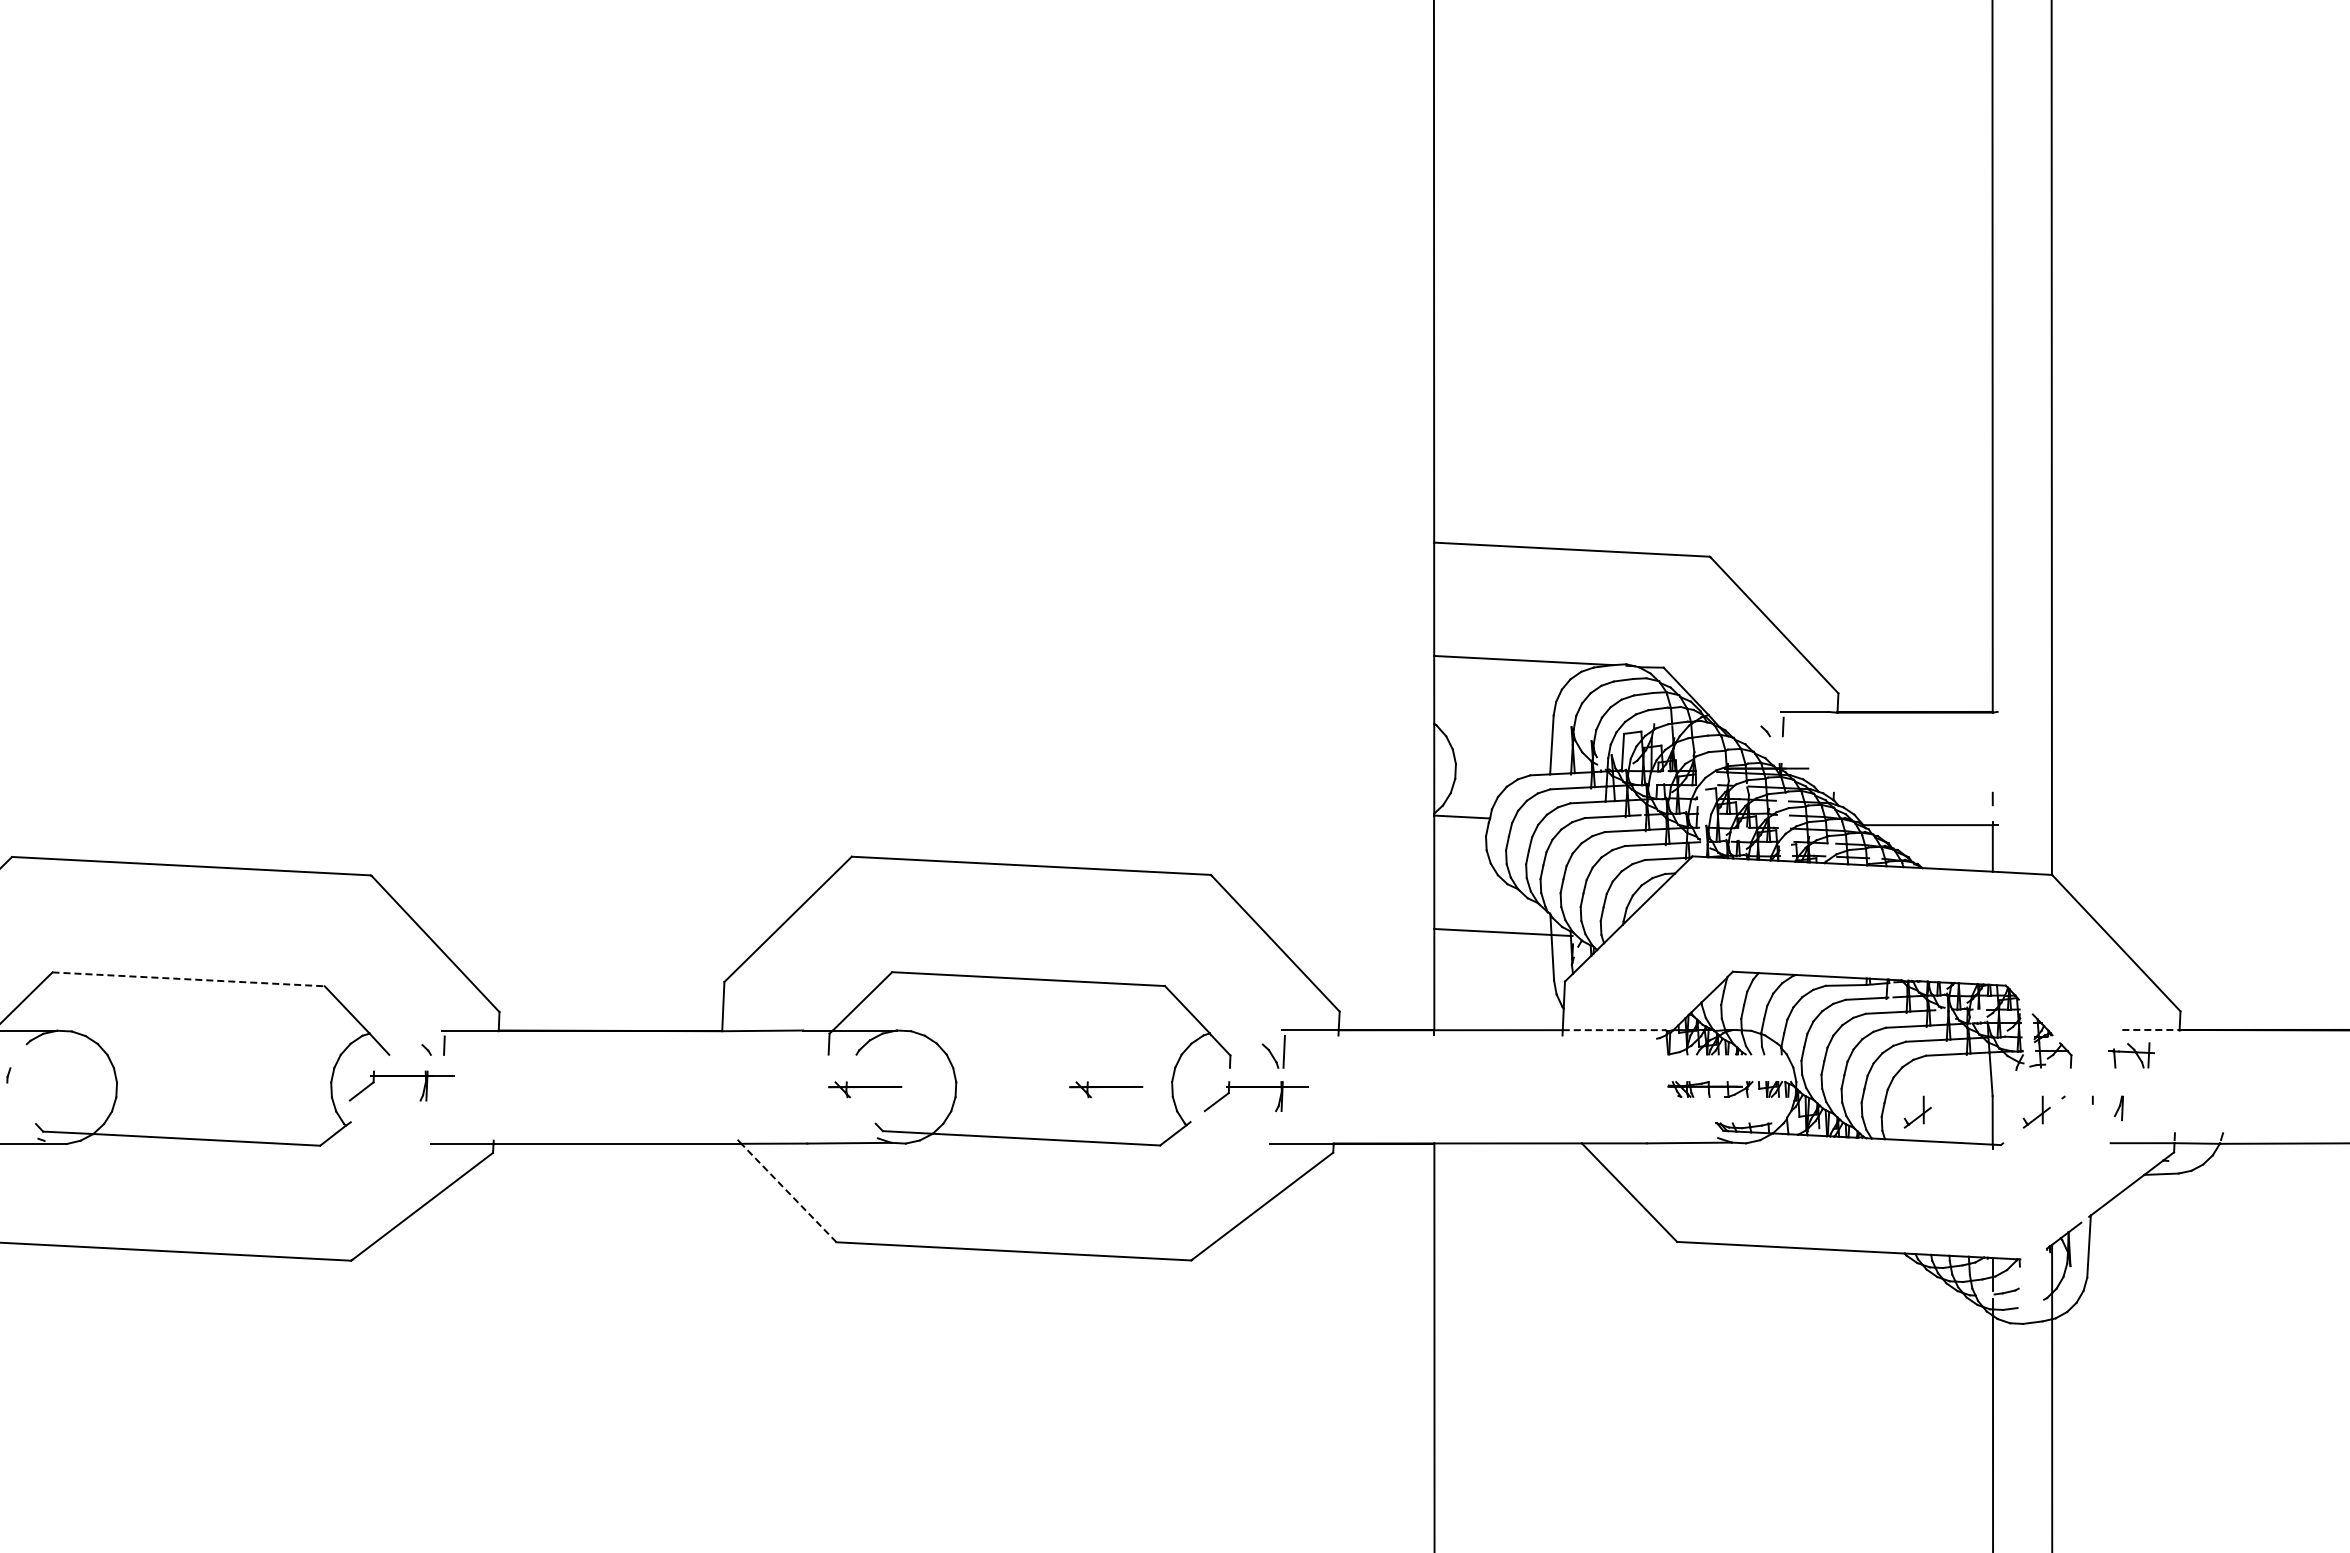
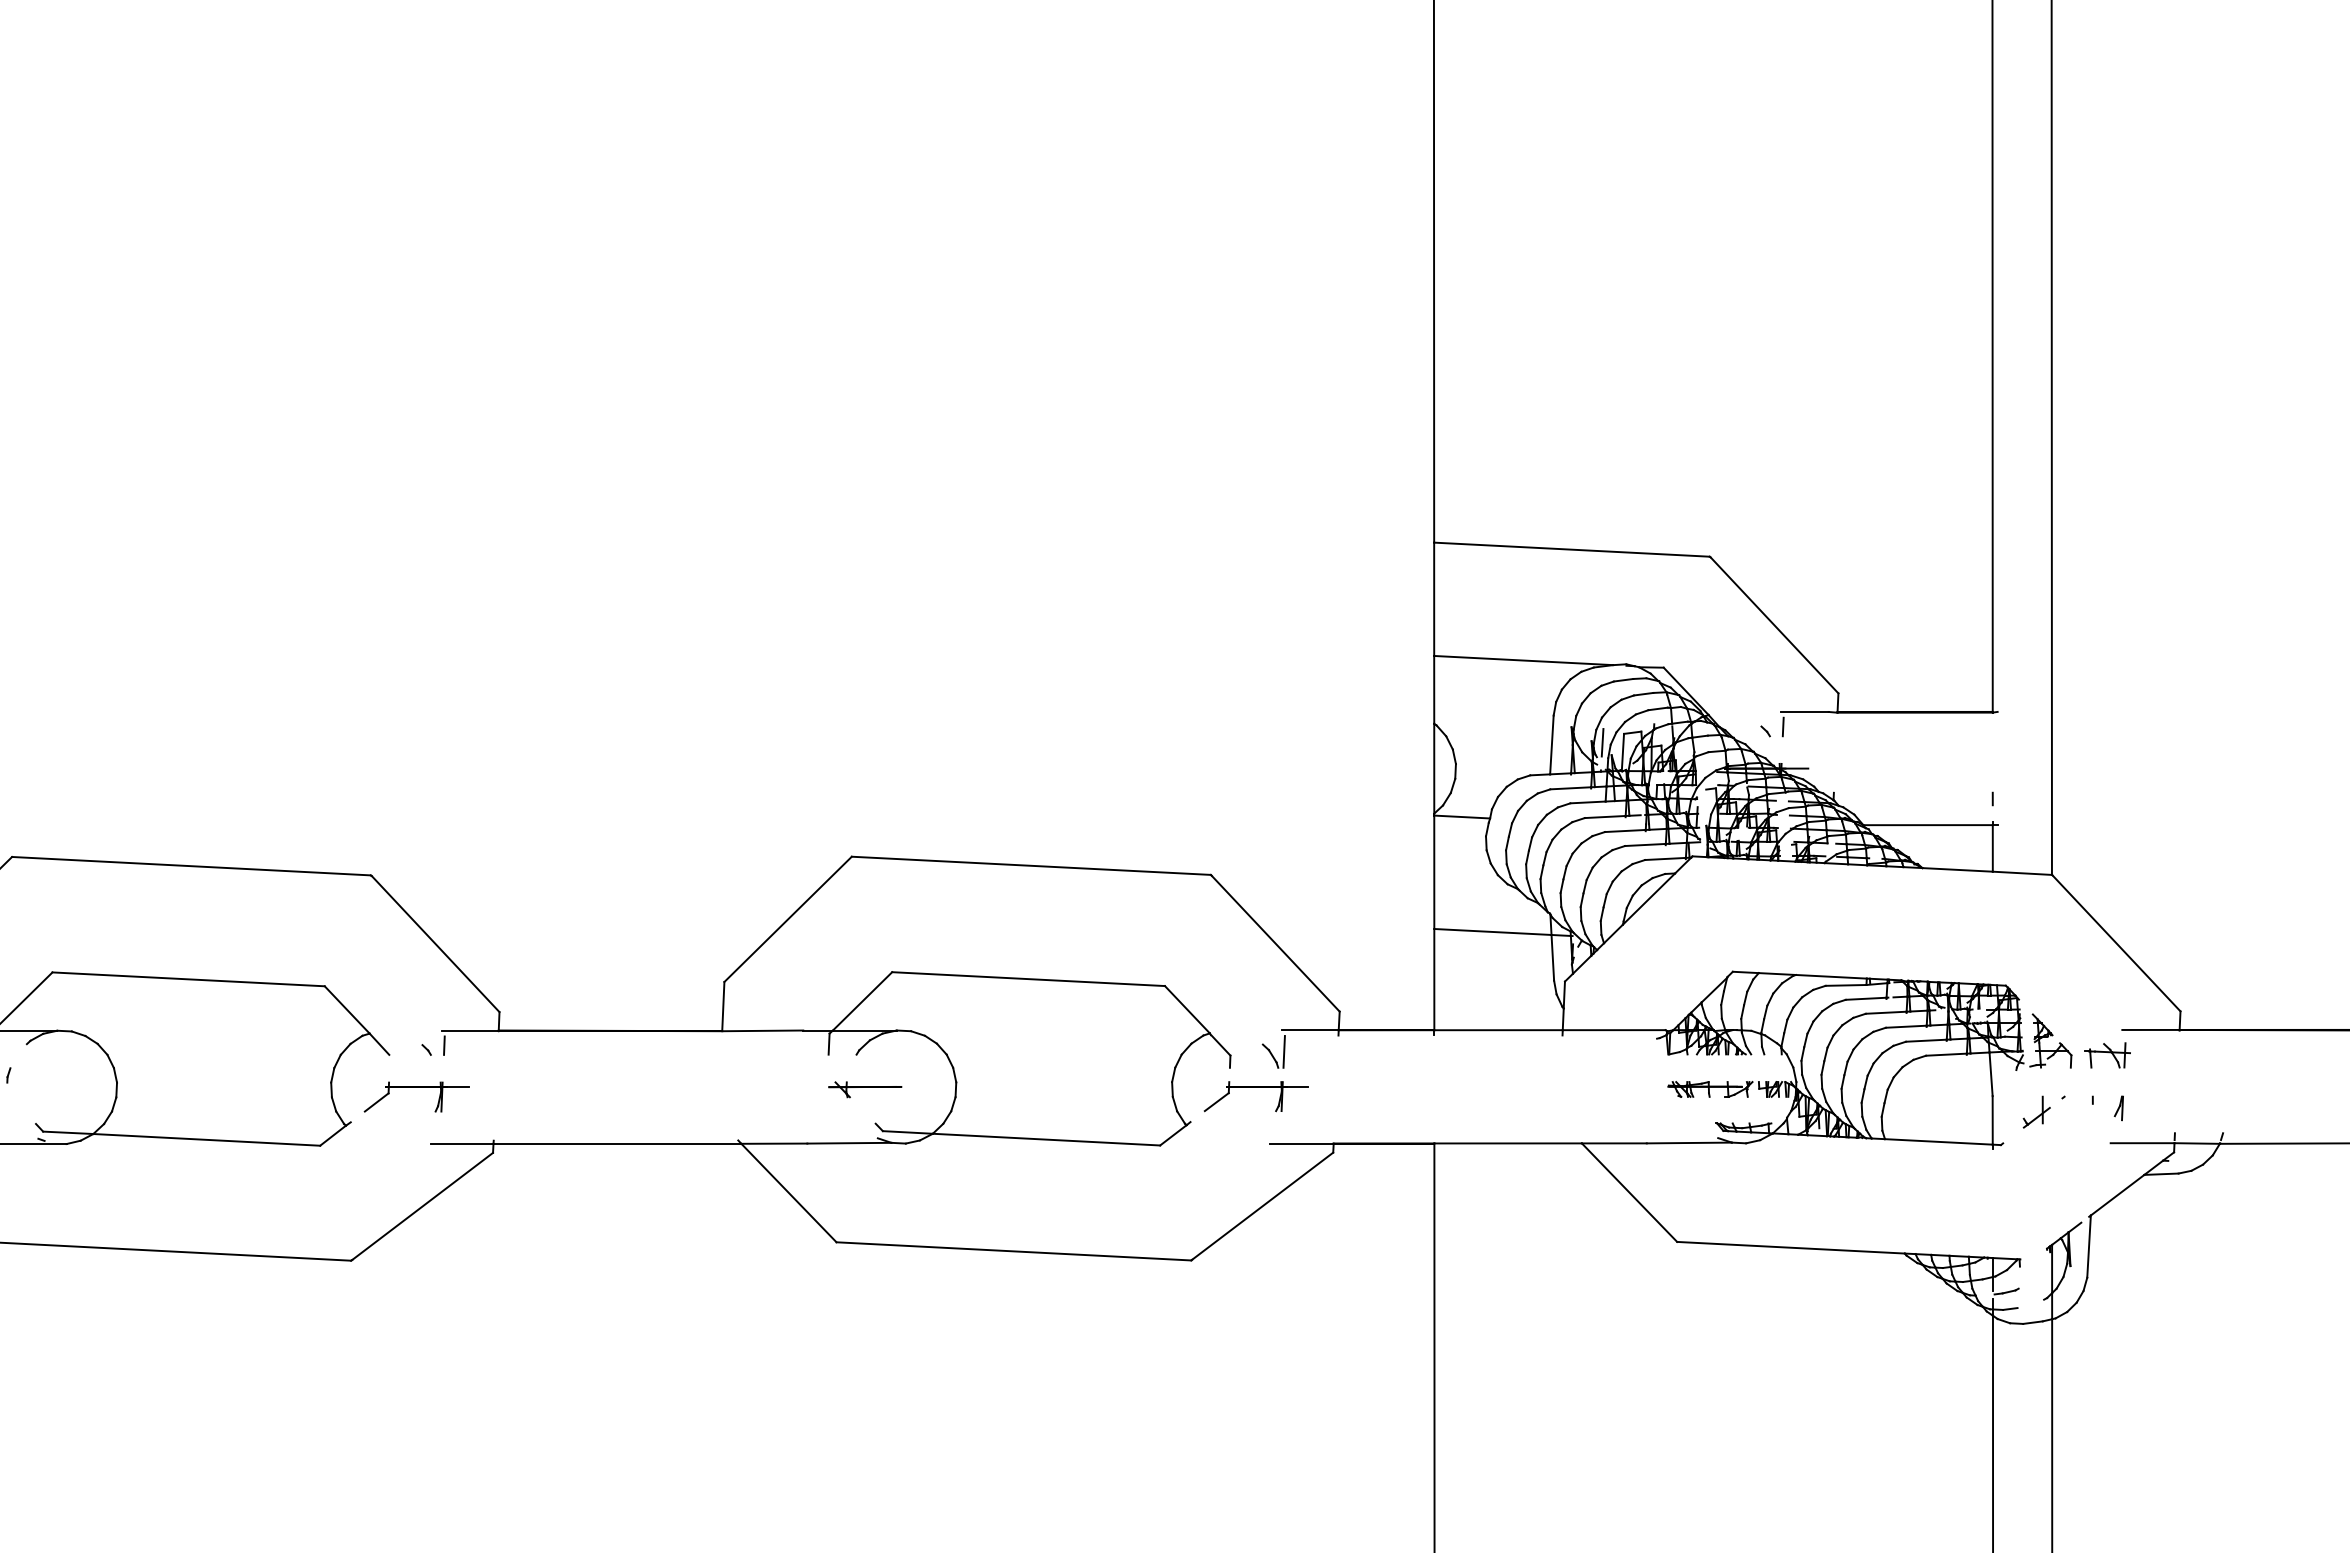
line: none -> present (1602, 742)
line: dashed -> solid (189, 979)
line: dashed -> solid (2150, 1029)
line: dashed -> solid (1614, 1030)
part position: (2131, 1055) -> (2107, 1055) (2107, 1055)
part position: (401, 1076) -> (416, 1087) (416, 1087)
part: present -> none (1106, 1089)
part: present -> none (1917, 1111)
line: dashed -> solid (788, 1192)
